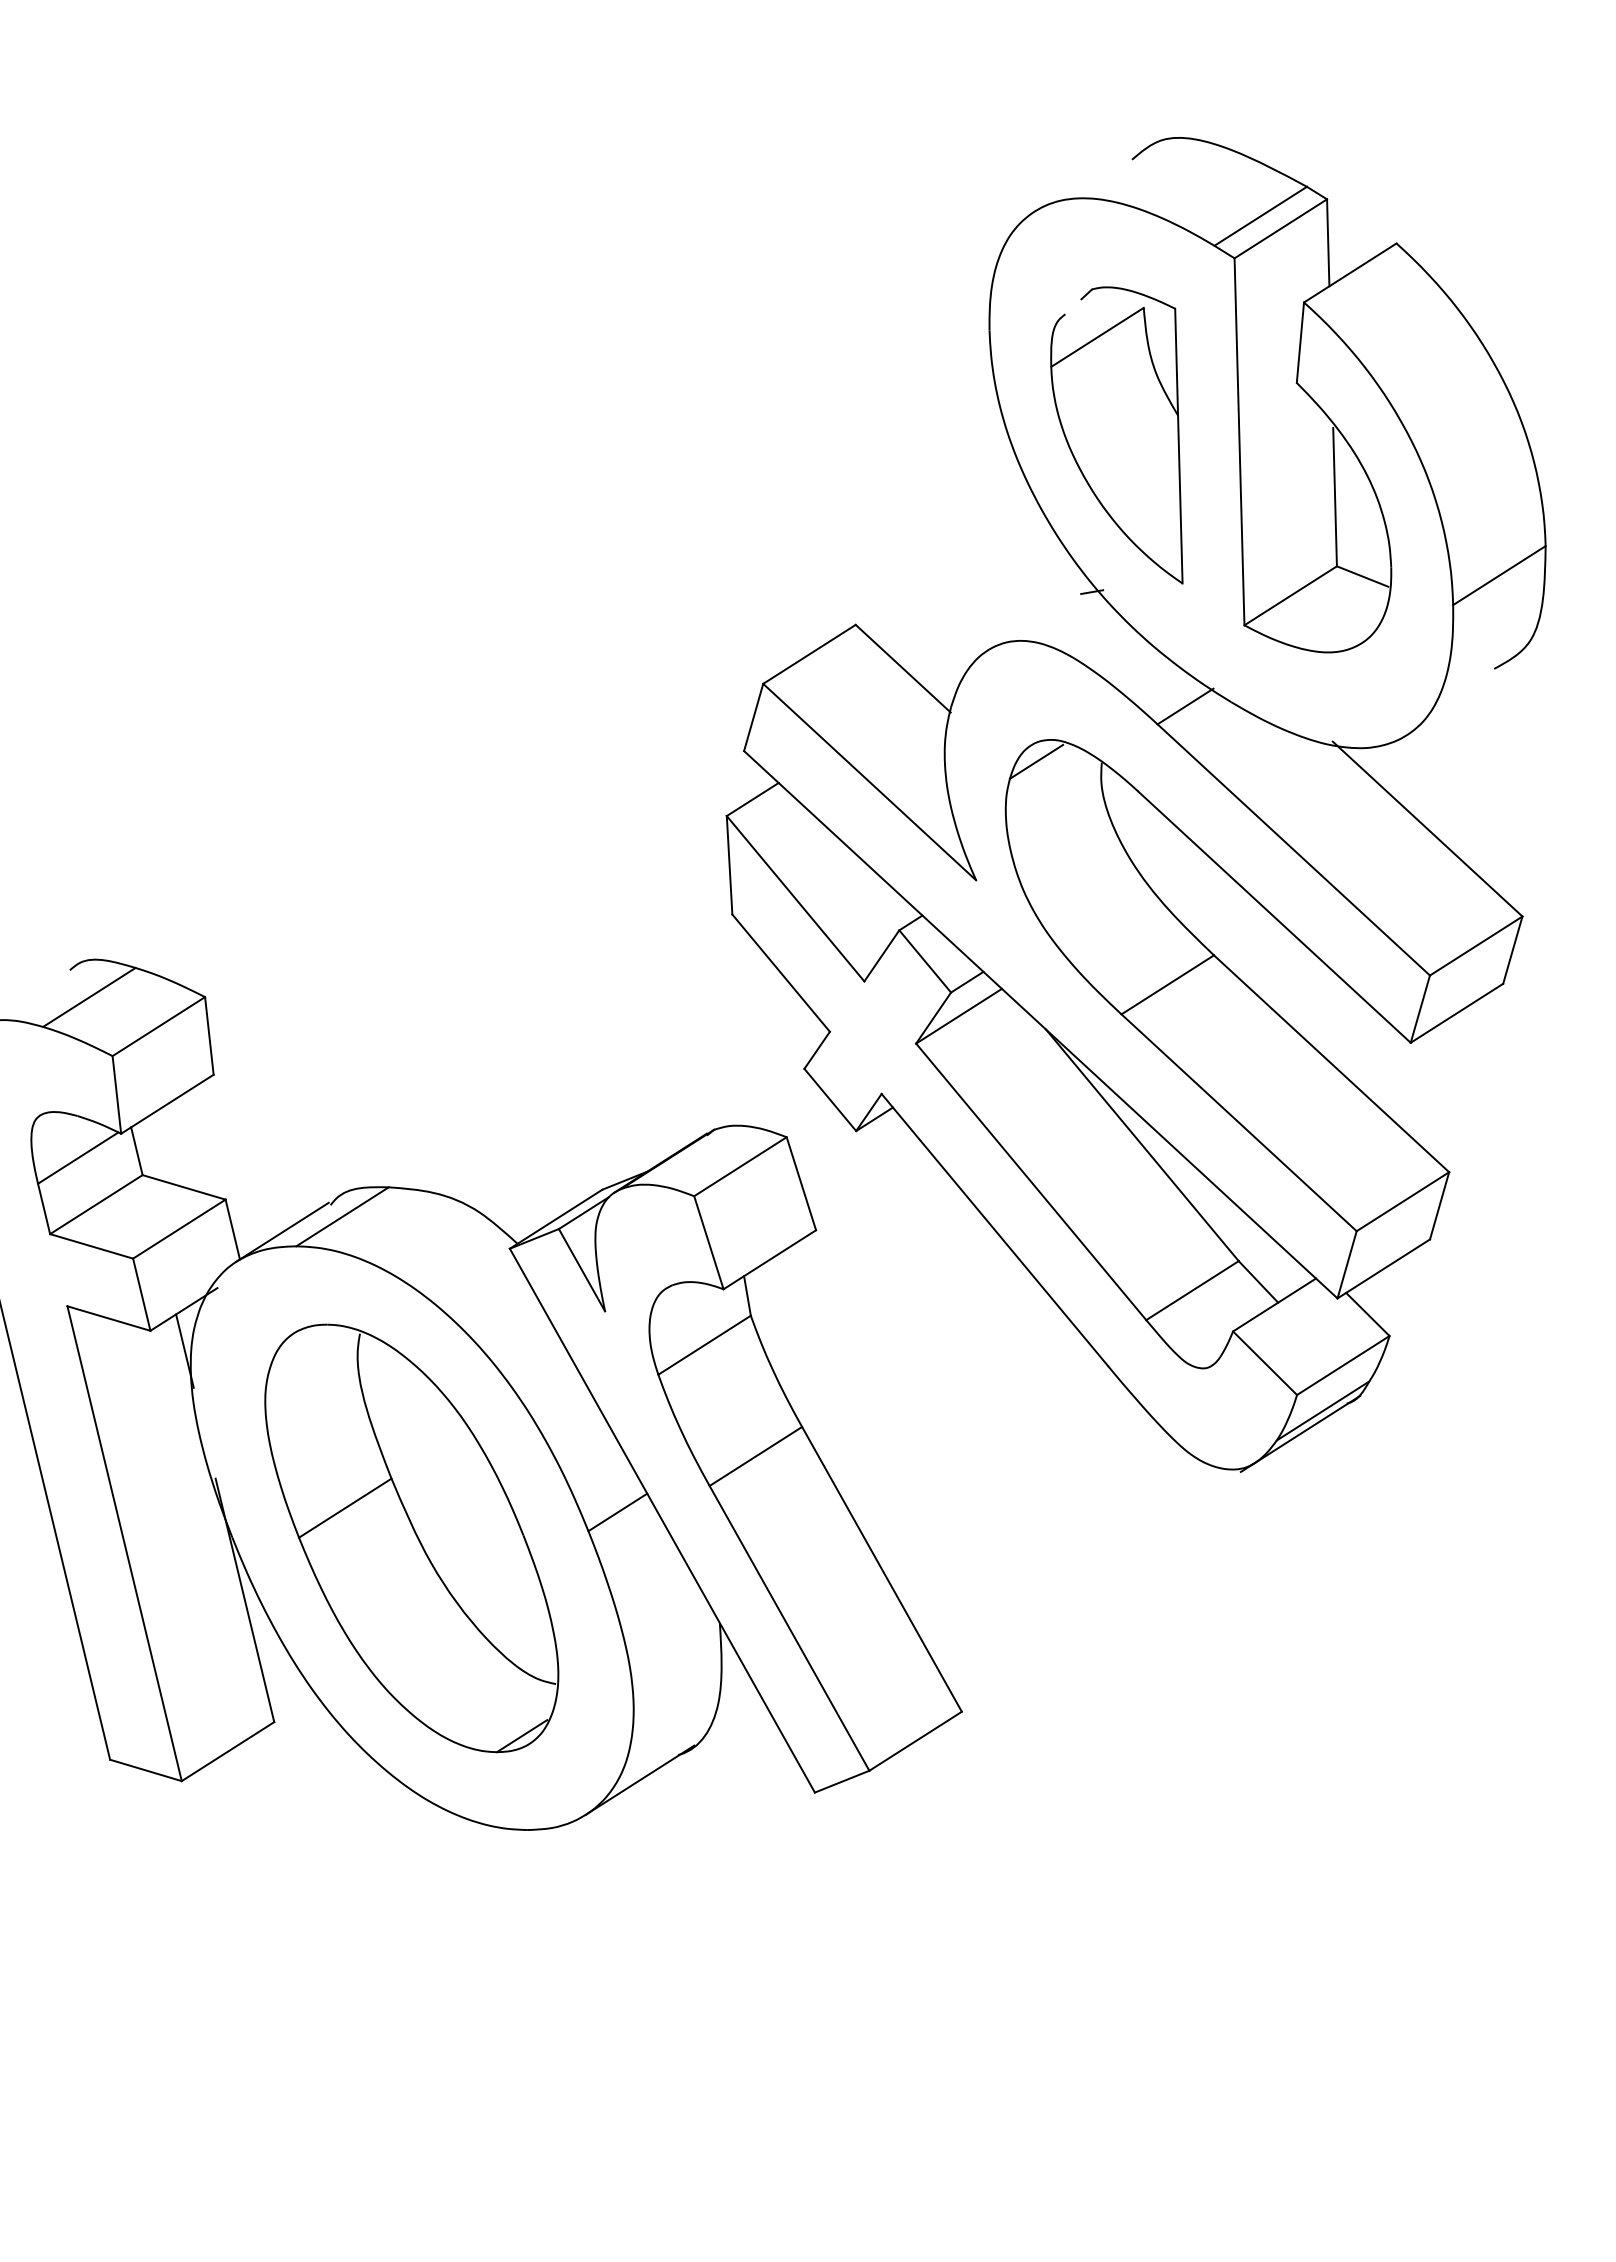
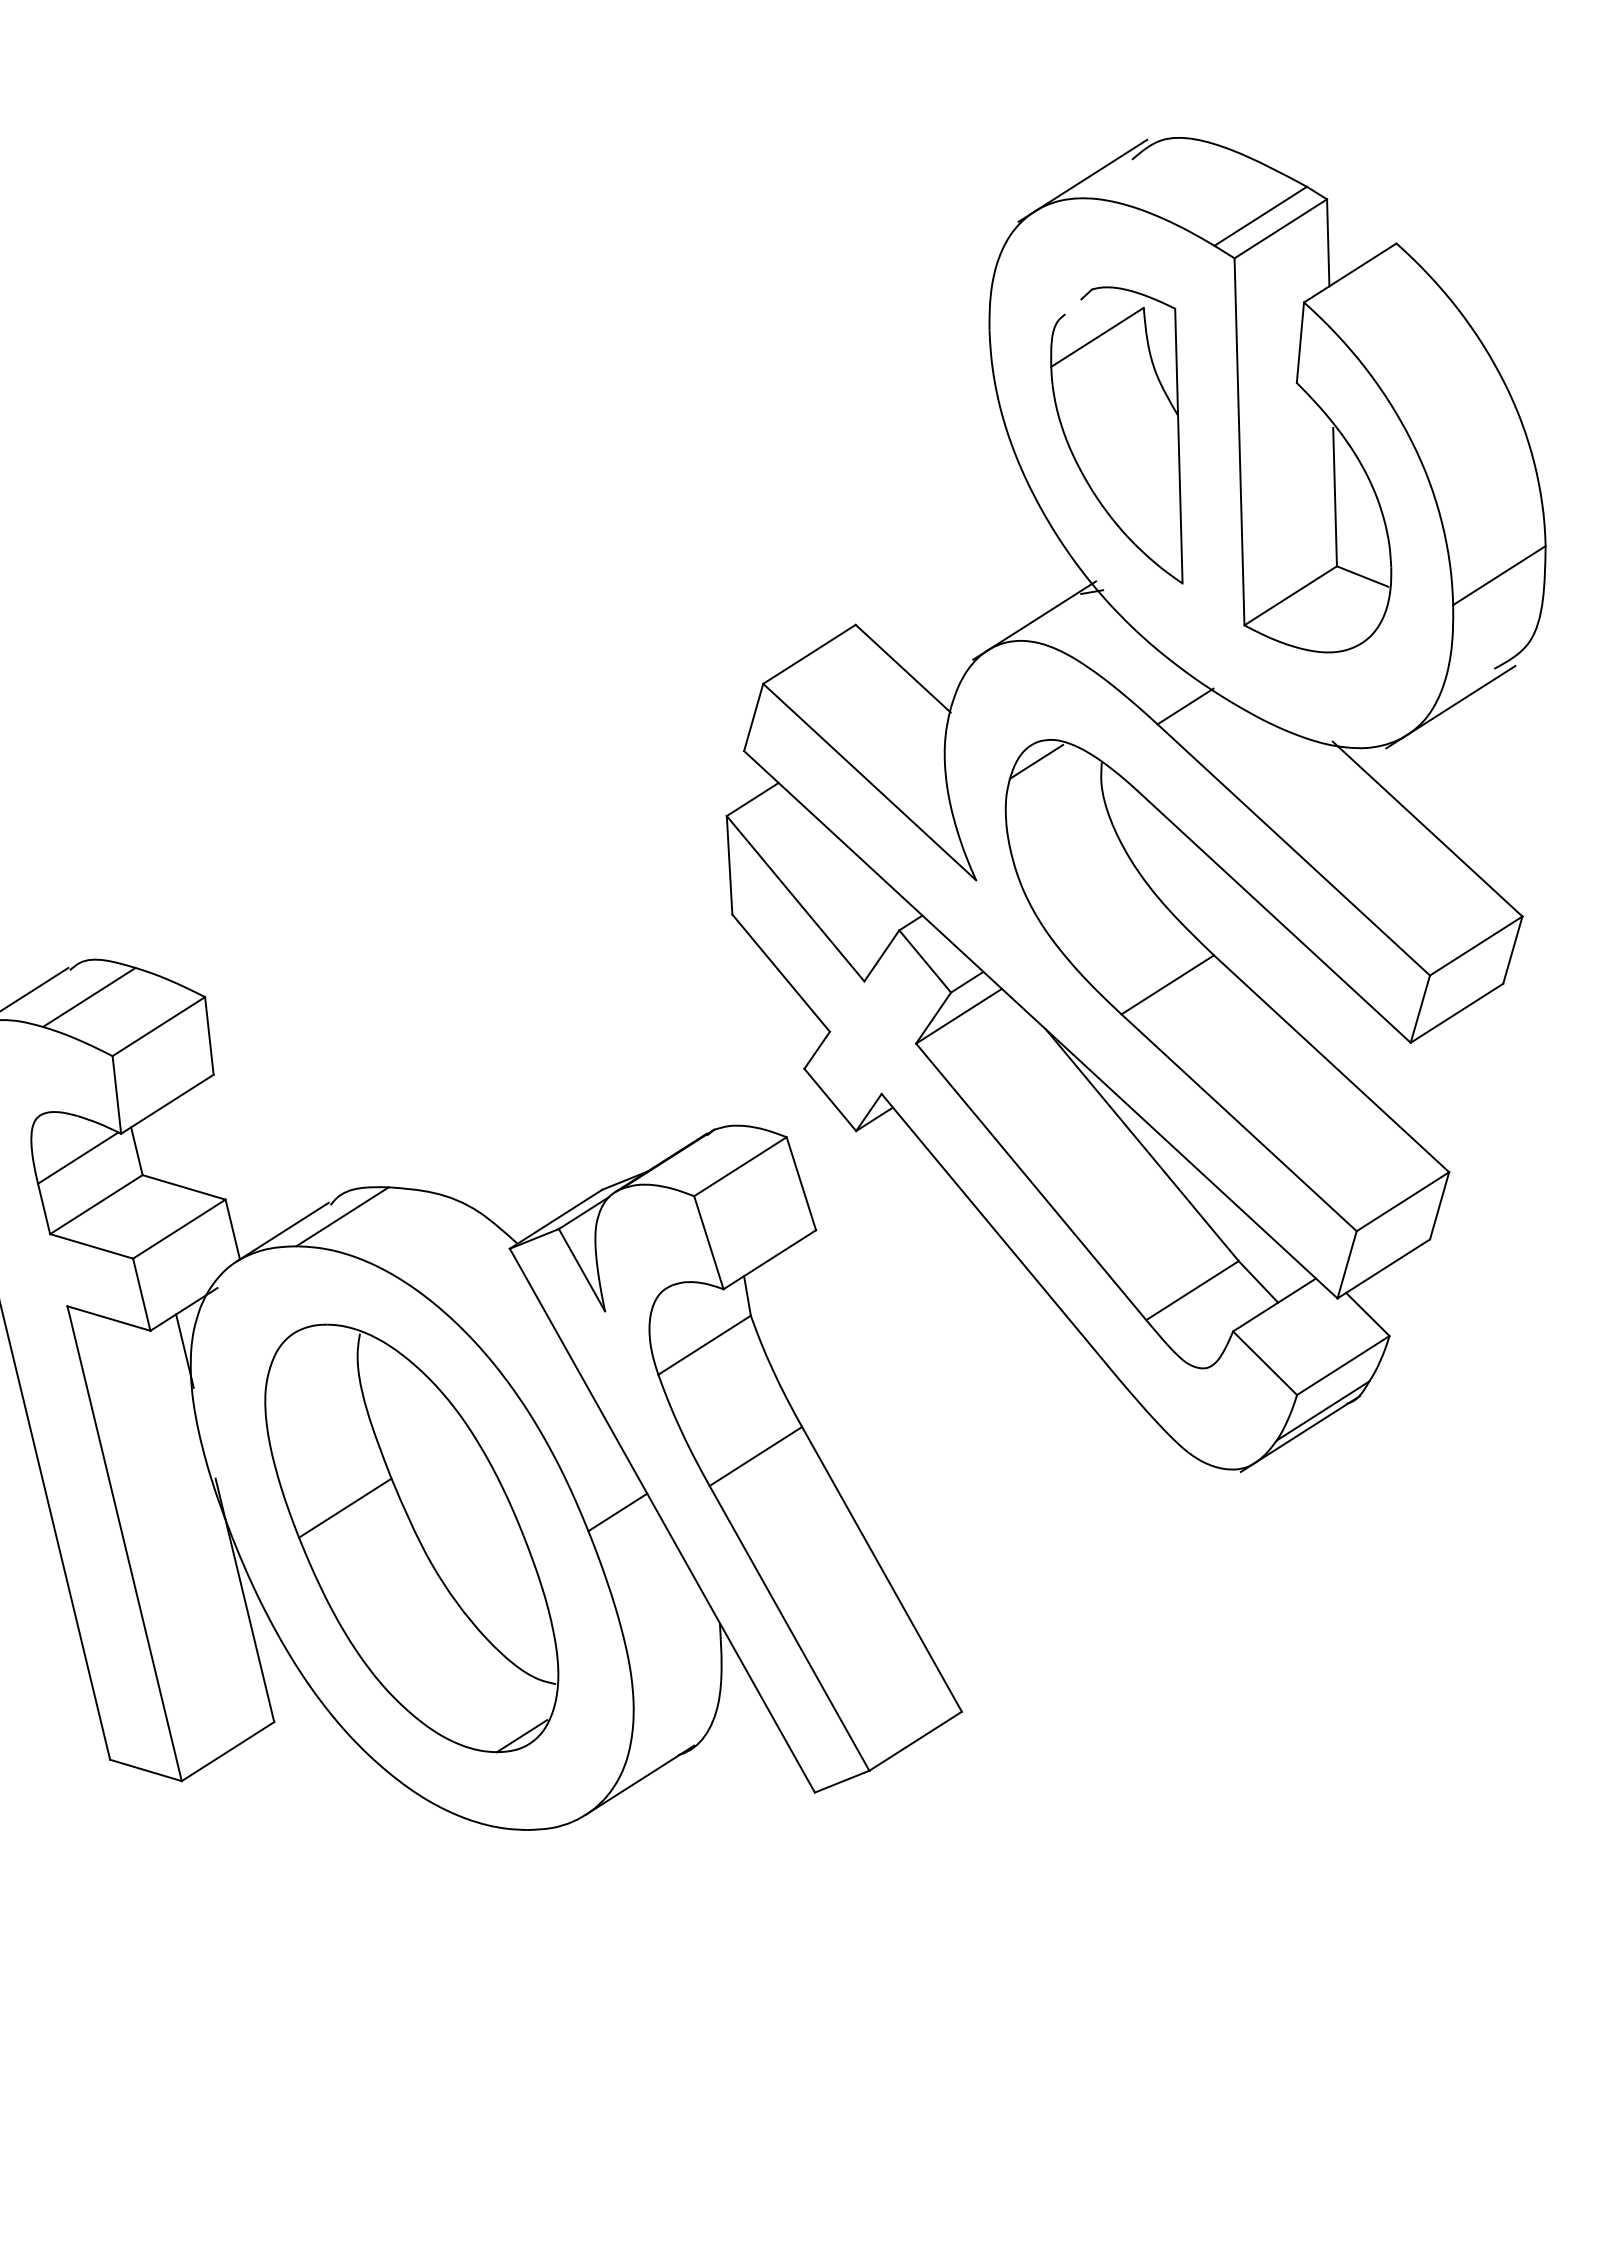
line: none -> present (1082, 180)
line: none -> present (1034, 620)
line: none -> present (1450, 707)
line: none -> present (35, 988)
